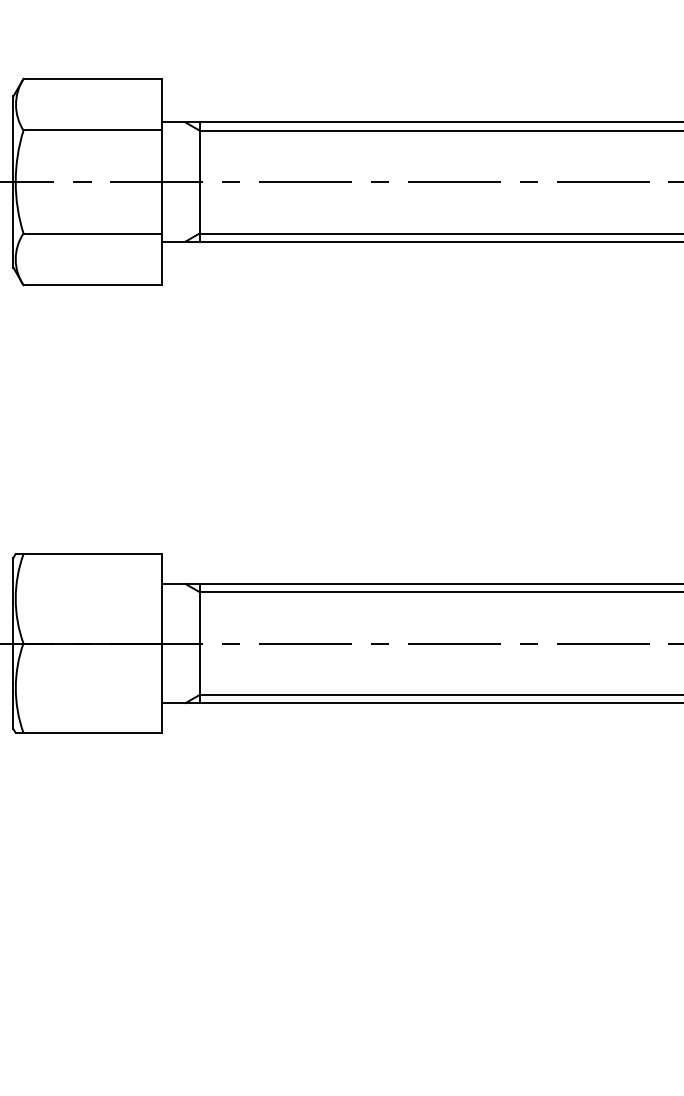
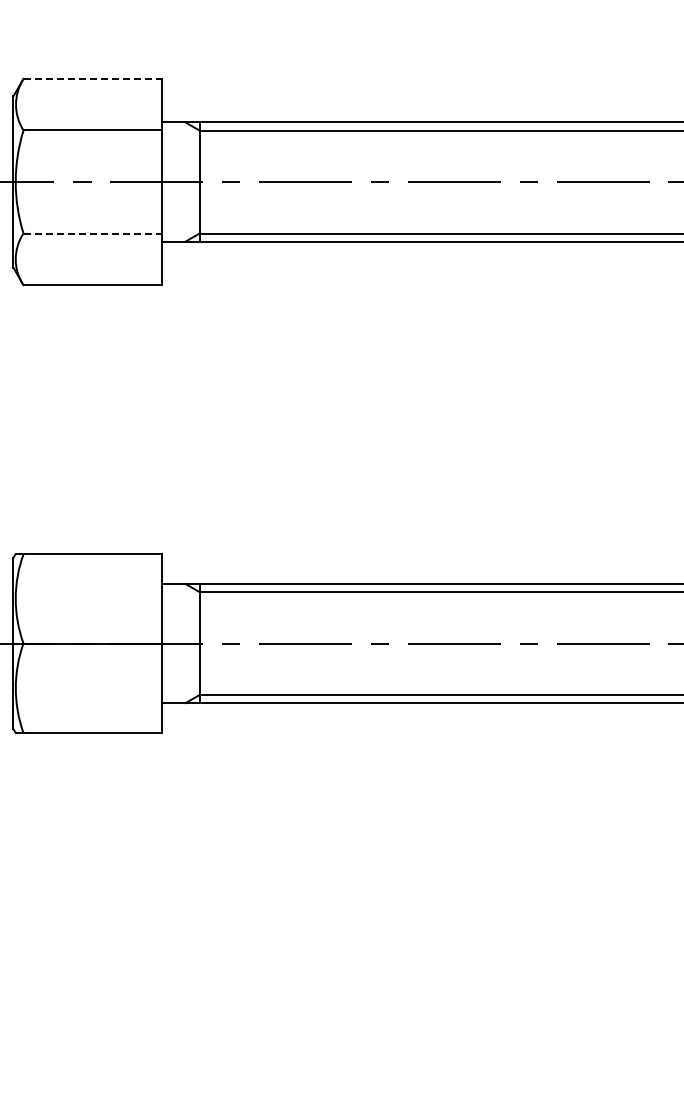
line: solid -> dashed (93, 78)
line: solid -> dashed (93, 233)
